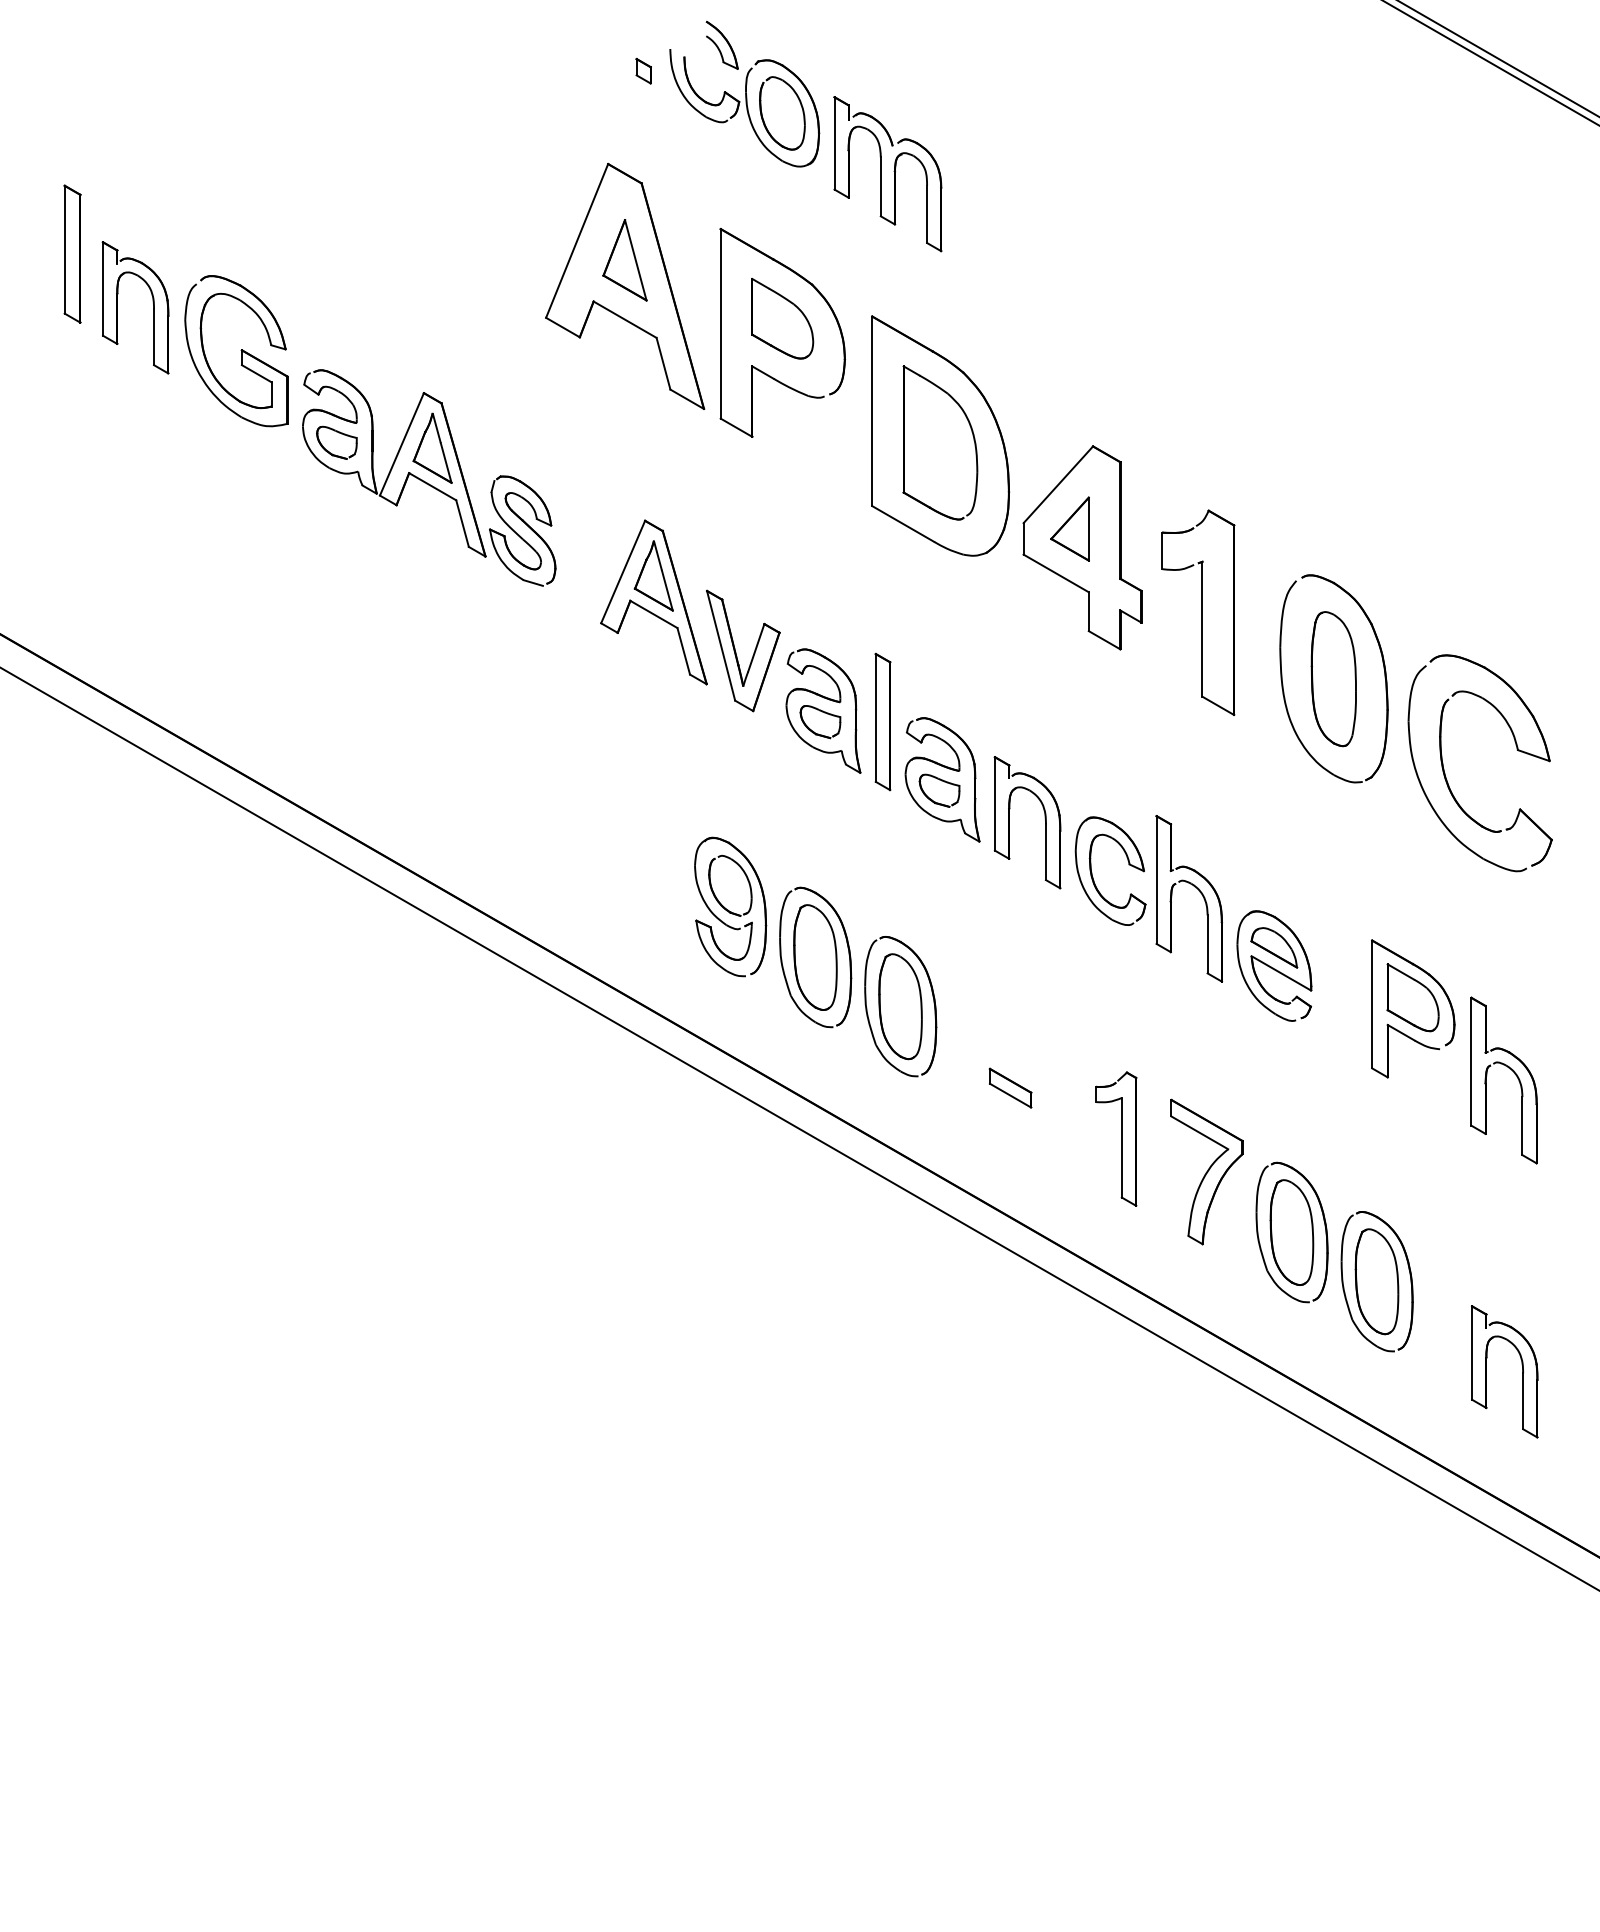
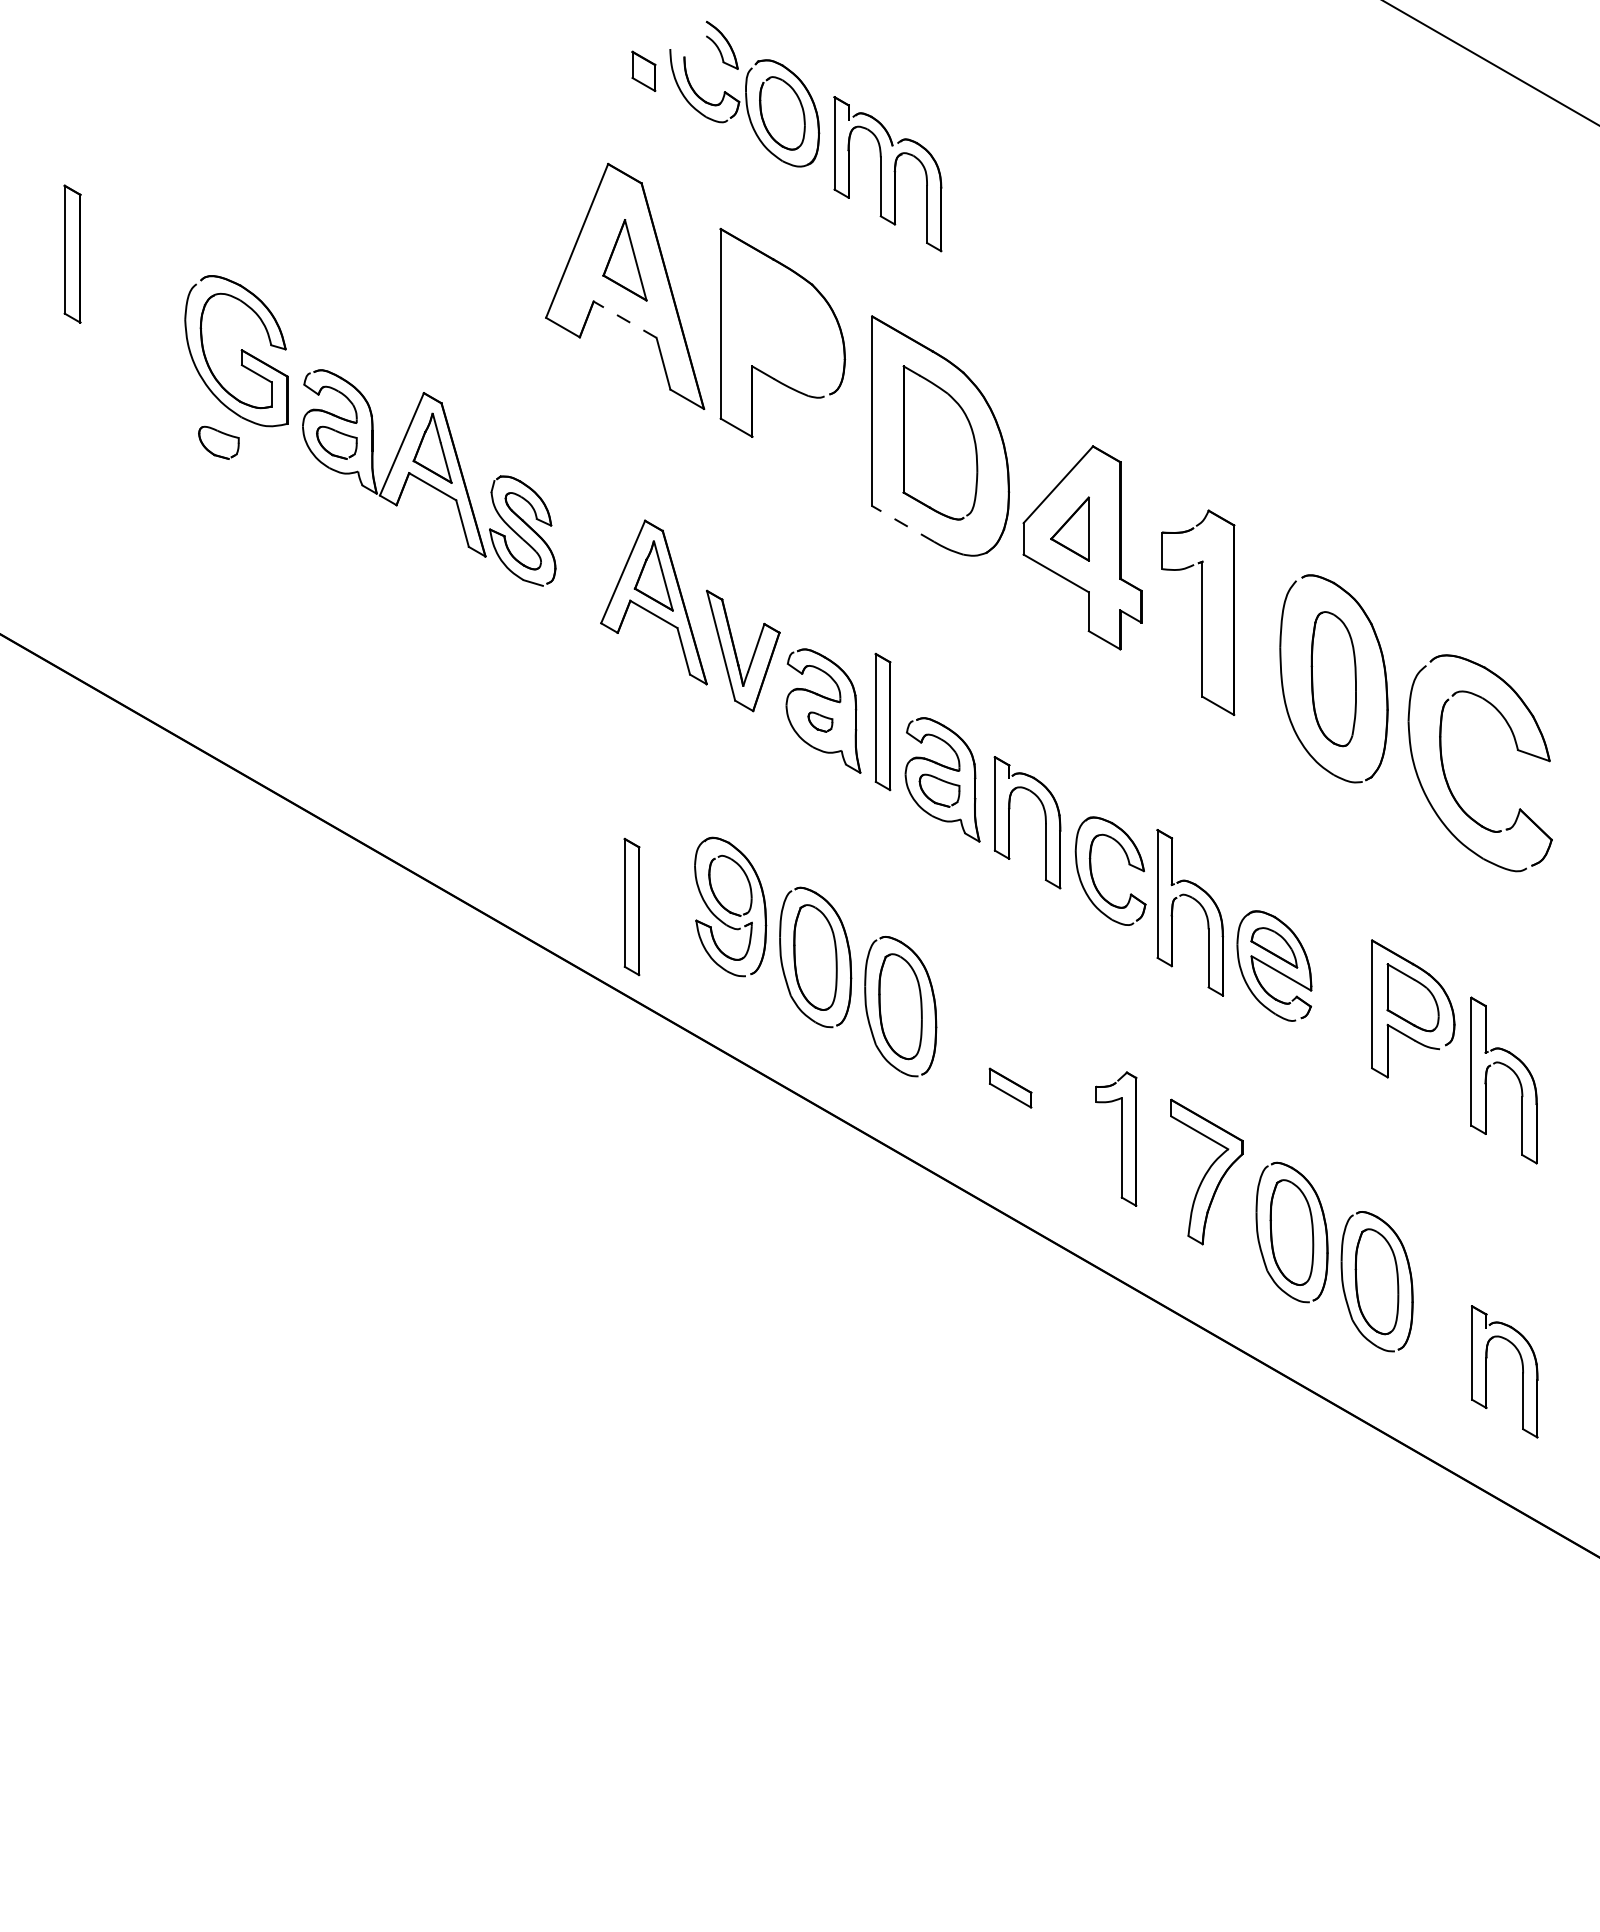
line: present -> none (1498, 58)
part size: 17x28 px -> 26x42 px (643, 70)
part: present -> none (152, 302)
part: present -> none (782, 318)
line: solid -> dashed (624, 319)
part: none -> present (218, 442)
line: solid -> dashed (903, 523)
part size: 43x35 px -> 27x22 px (820, 721)
part position: (1199, 892) -> (1200, 906) (1200, 906)
part: none -> present (631, 906)
line: present -> none (799, 1129)
